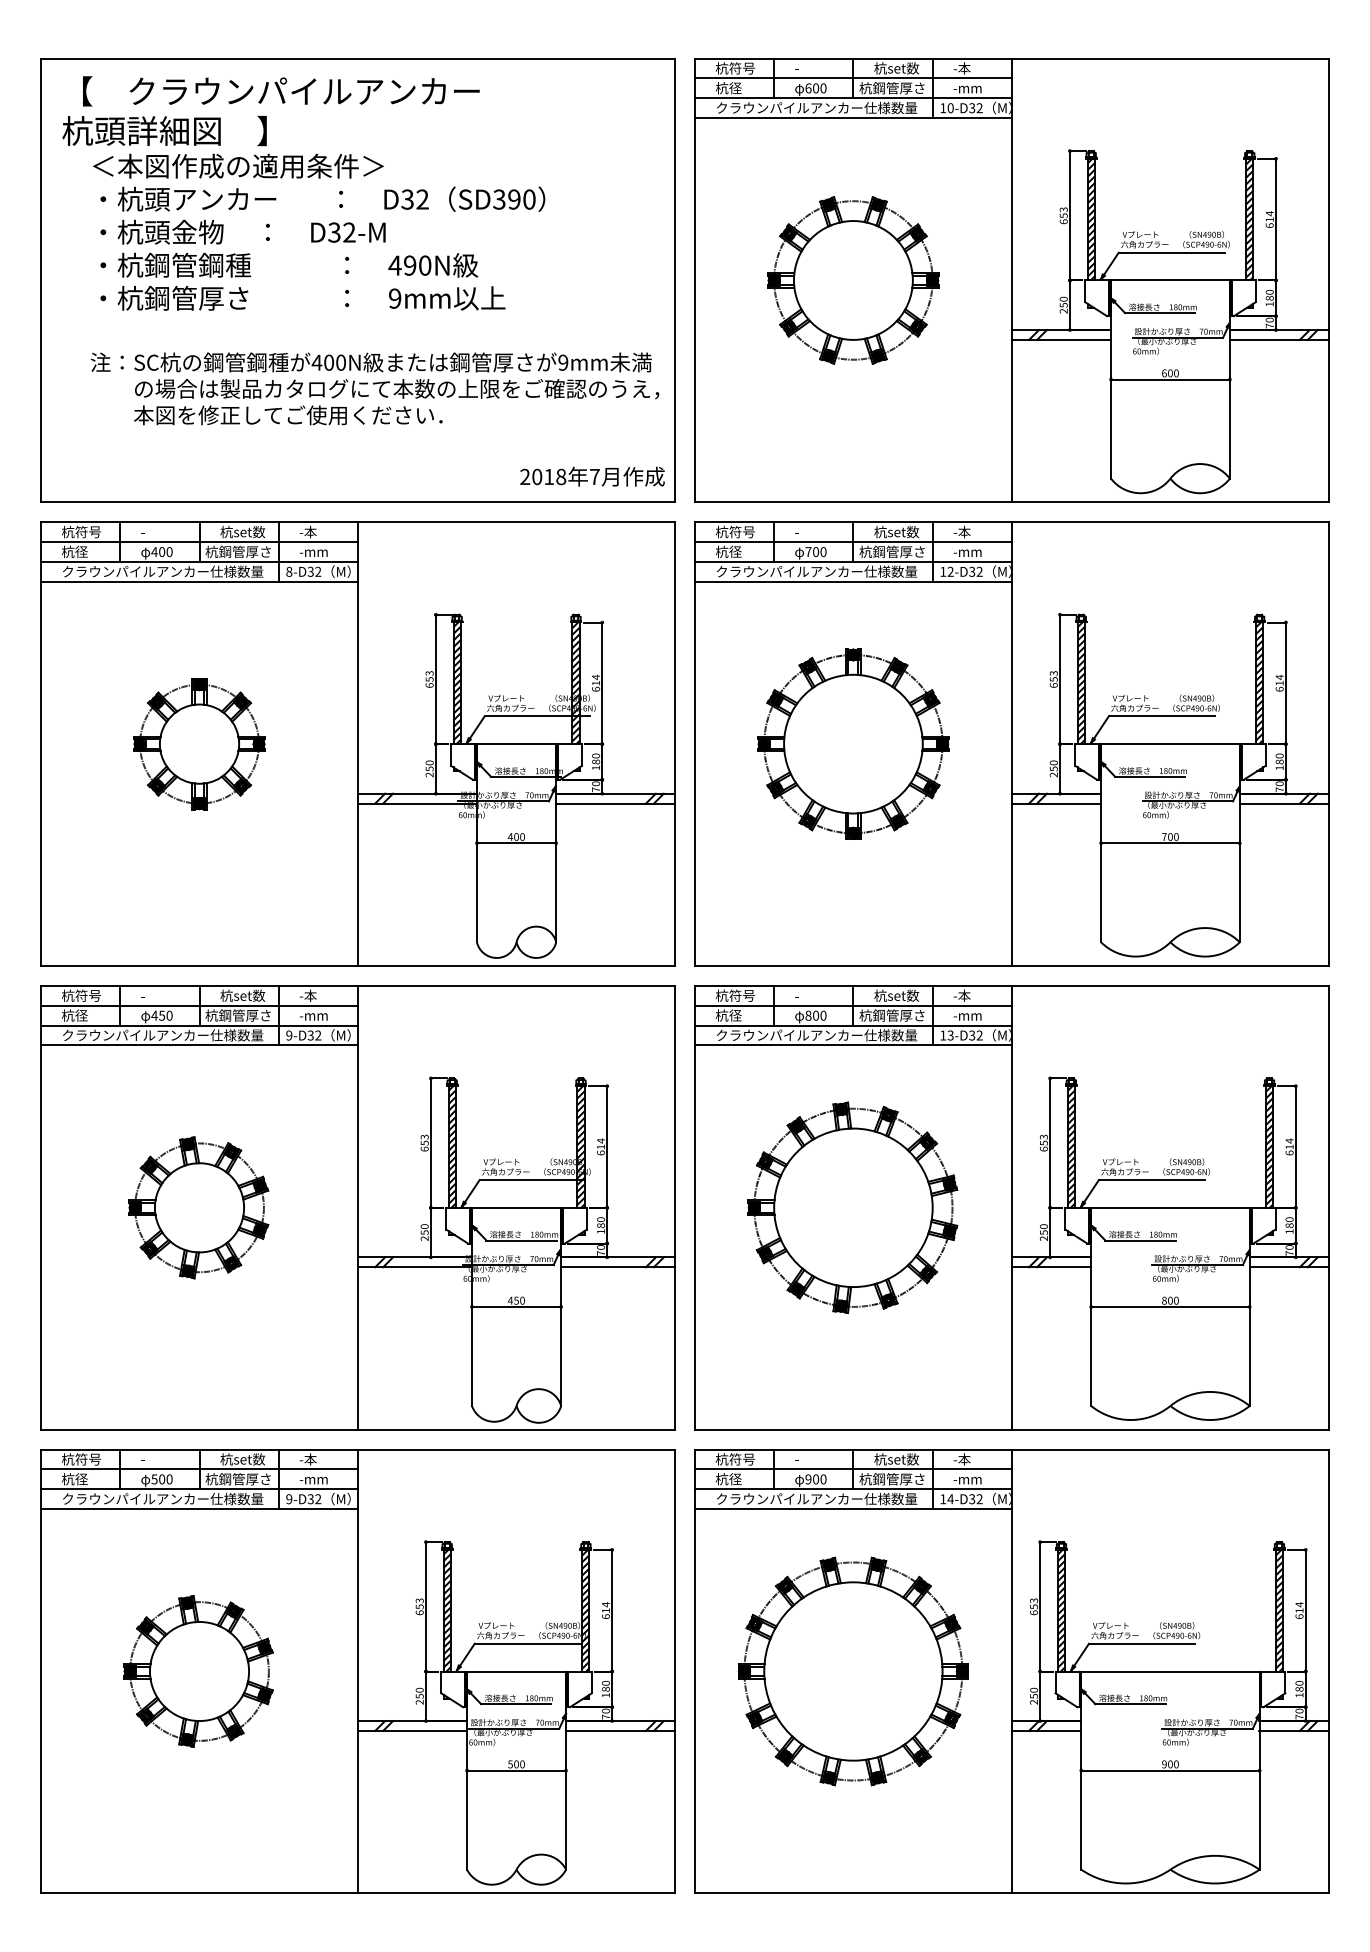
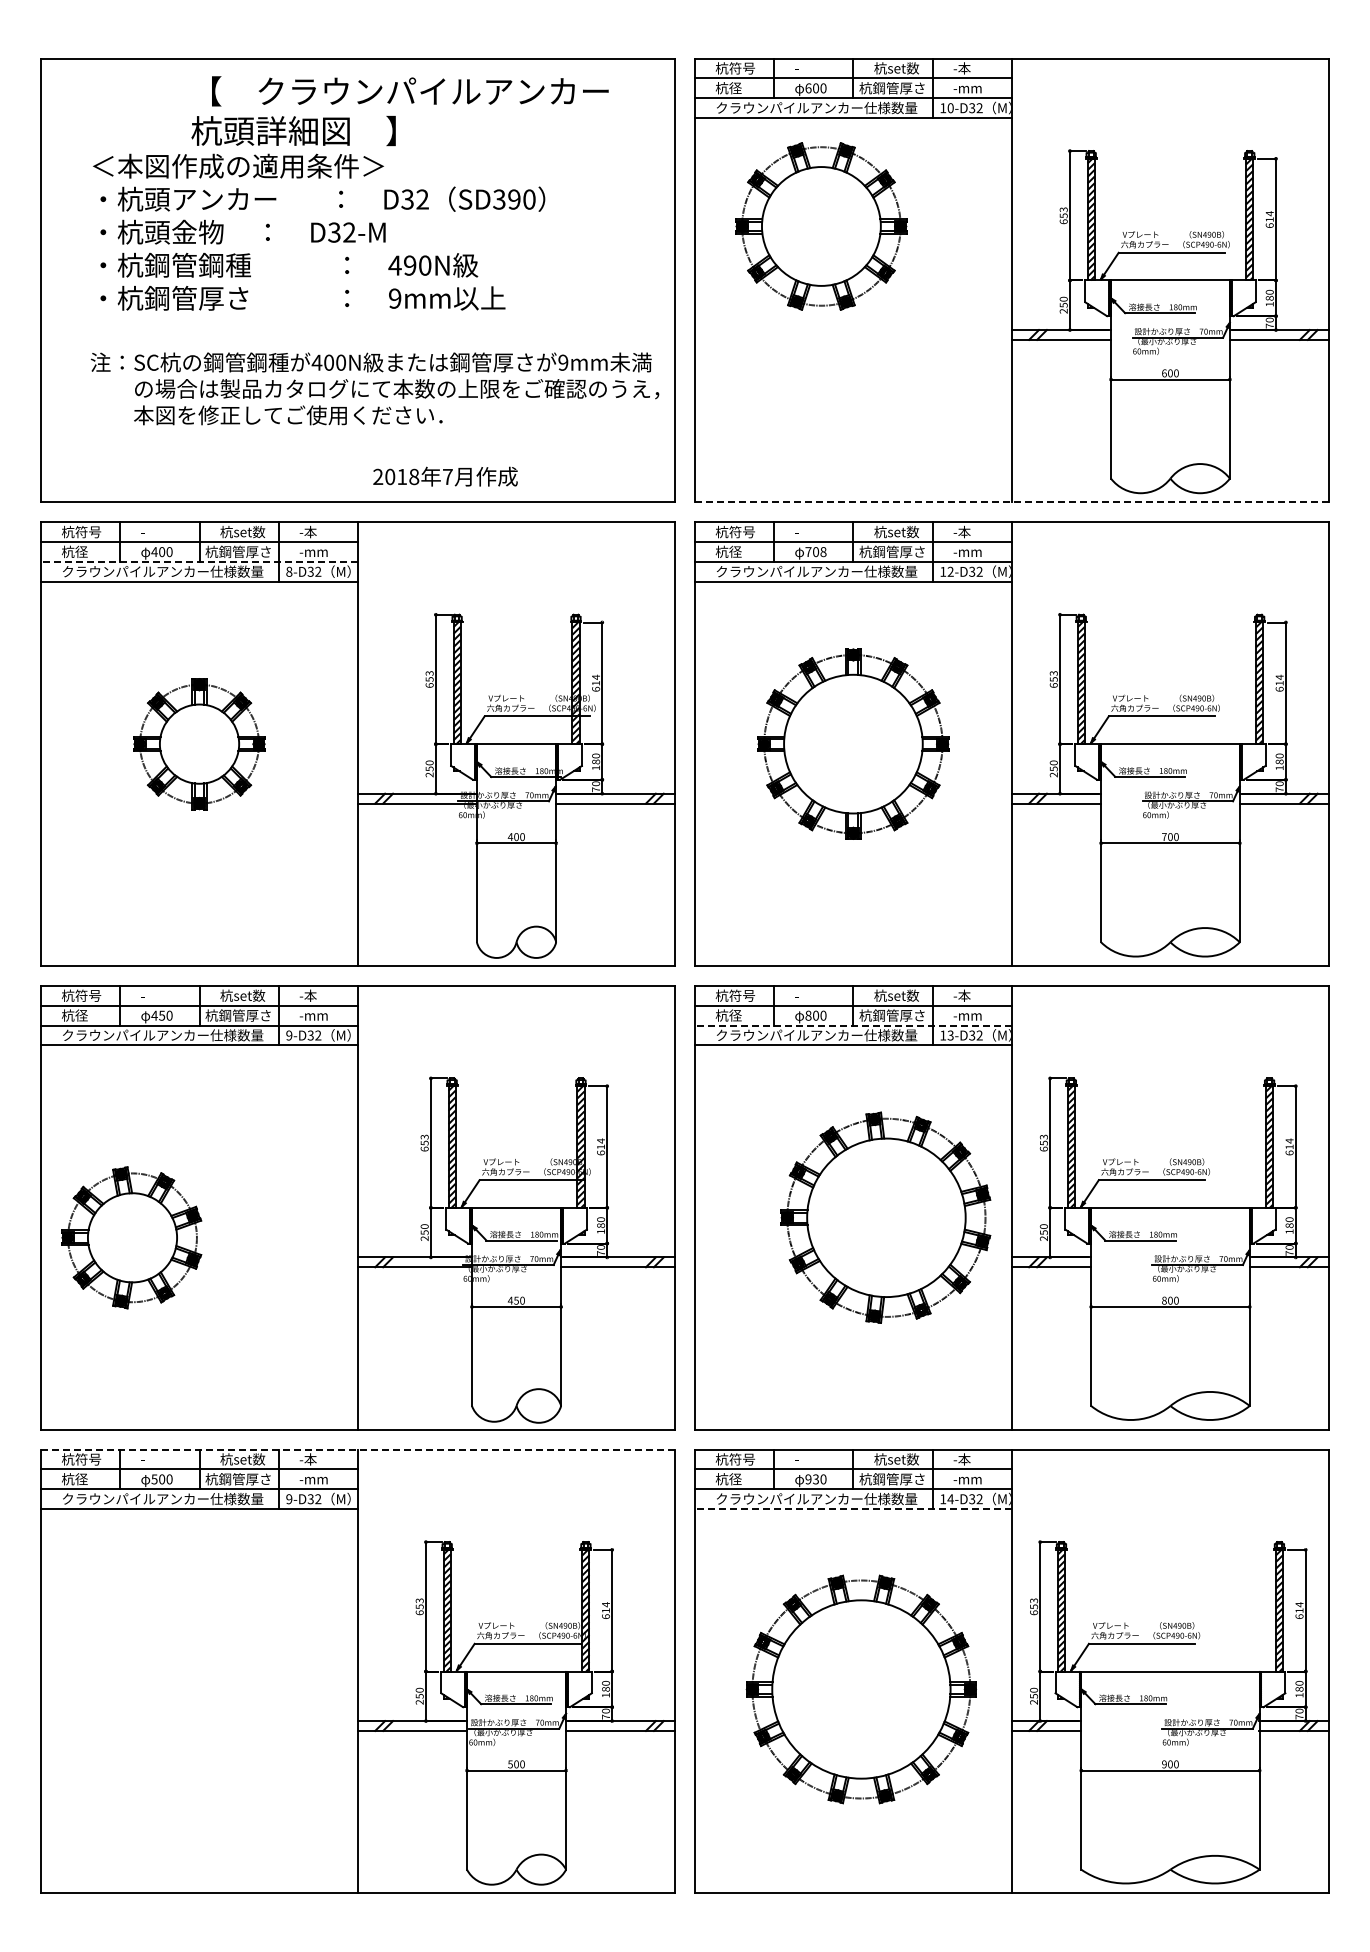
text position: (270, 111) -> (399, 111) (399, 111)
part position: (853, 280) -> (821, 226) (821, 226)
text position: (592, 476) -> (445, 476) (445, 476)
line: solid -> dashed (1011, 502)
text: 700 -> 708 (823, 551)
line: solid -> dashed (199, 561)
line: solid -> dashed (853, 1025)
part position: (198, 1207) -> (131, 1237) (131, 1237)
part position: (852, 1207) -> (885, 1217) (885, 1217)
line: solid -> dashed (357, 1449)
text: 900 -> 930 (816, 1479)
line: solid -> dashed (853, 1509)
part: present -> none (198, 1671)
part position: (852, 1671) -> (860, 1689) (860, 1689)
